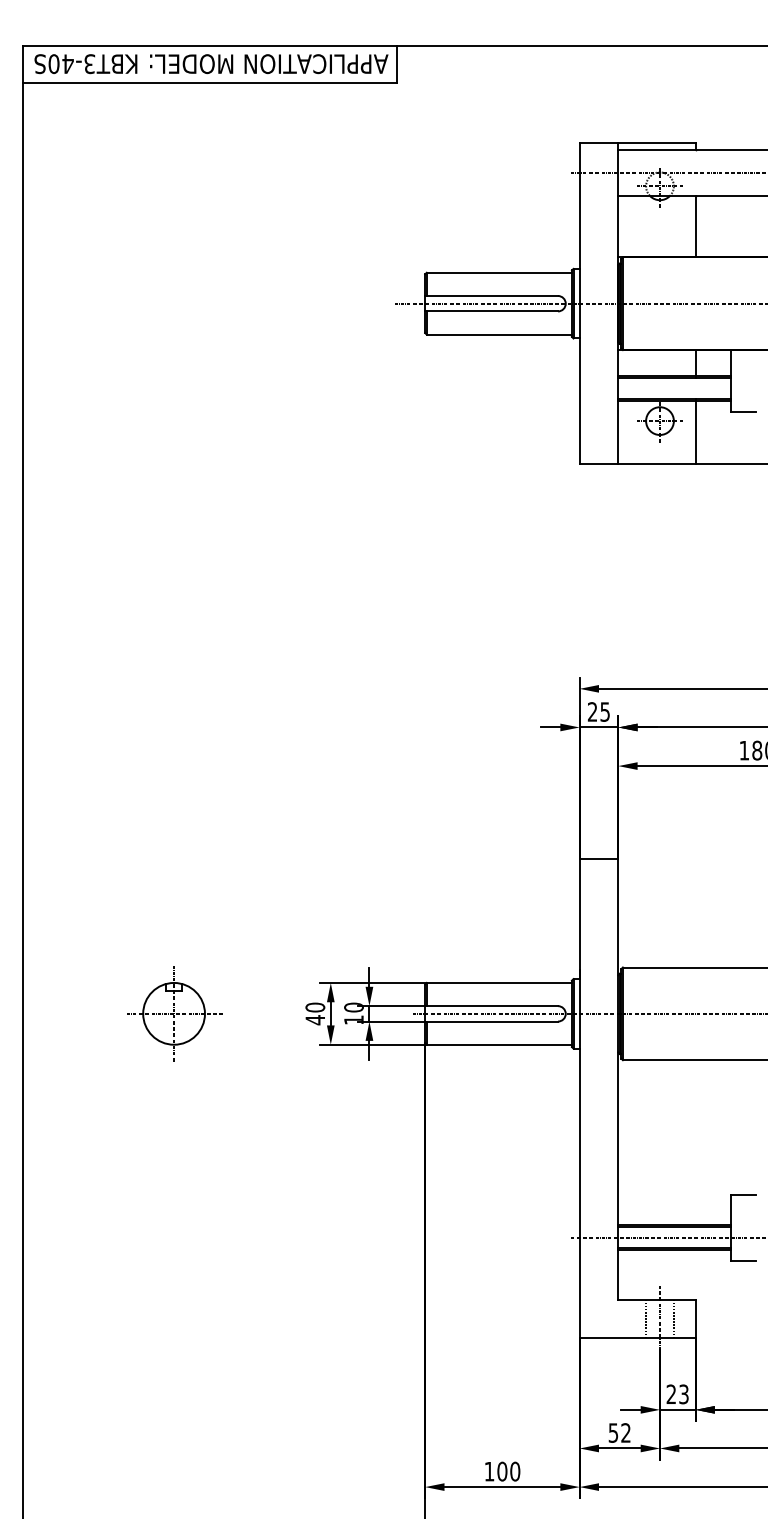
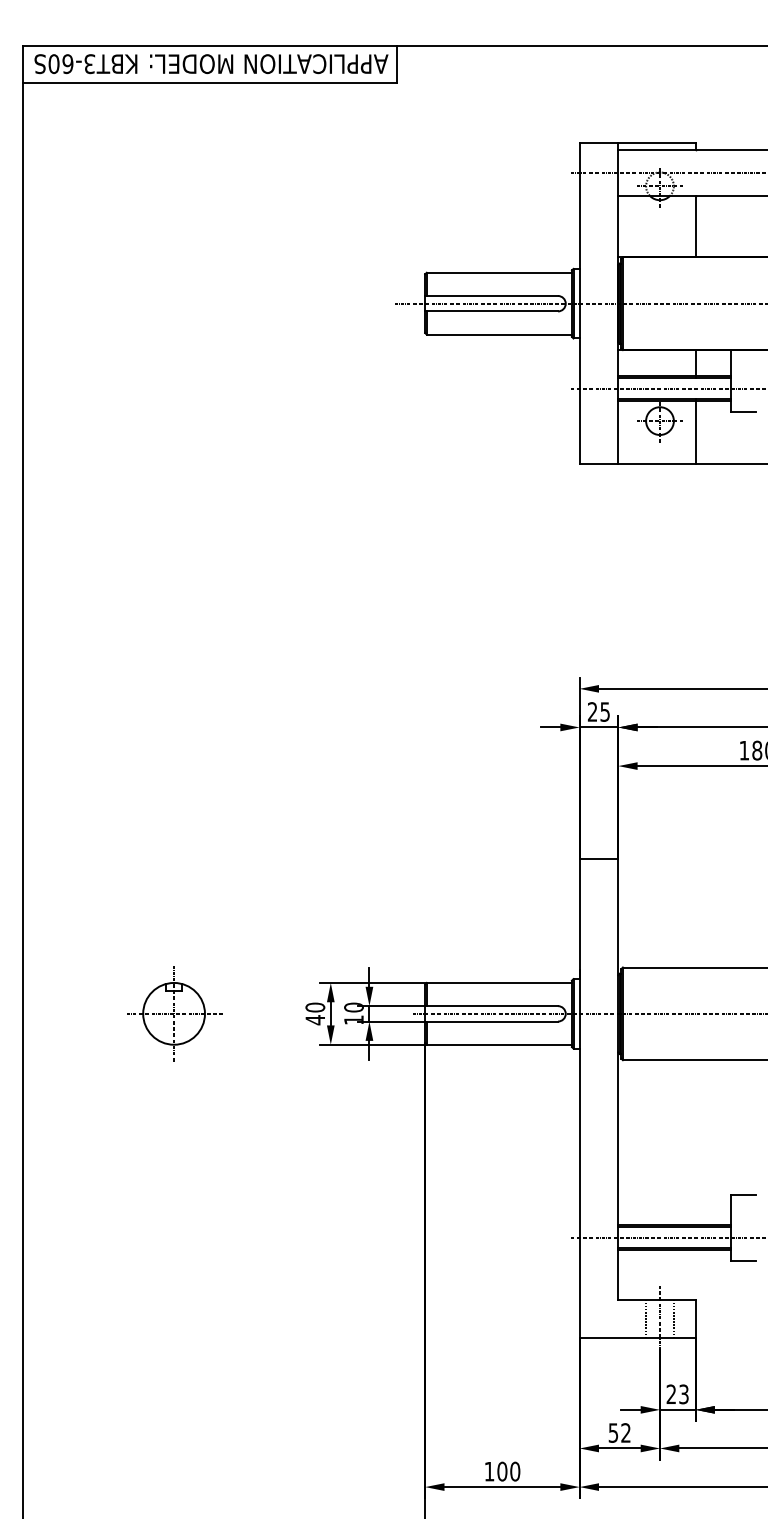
text: KBT3-40S -> KBT3-60S (67, 64)
line: none -> present (667, 388)
